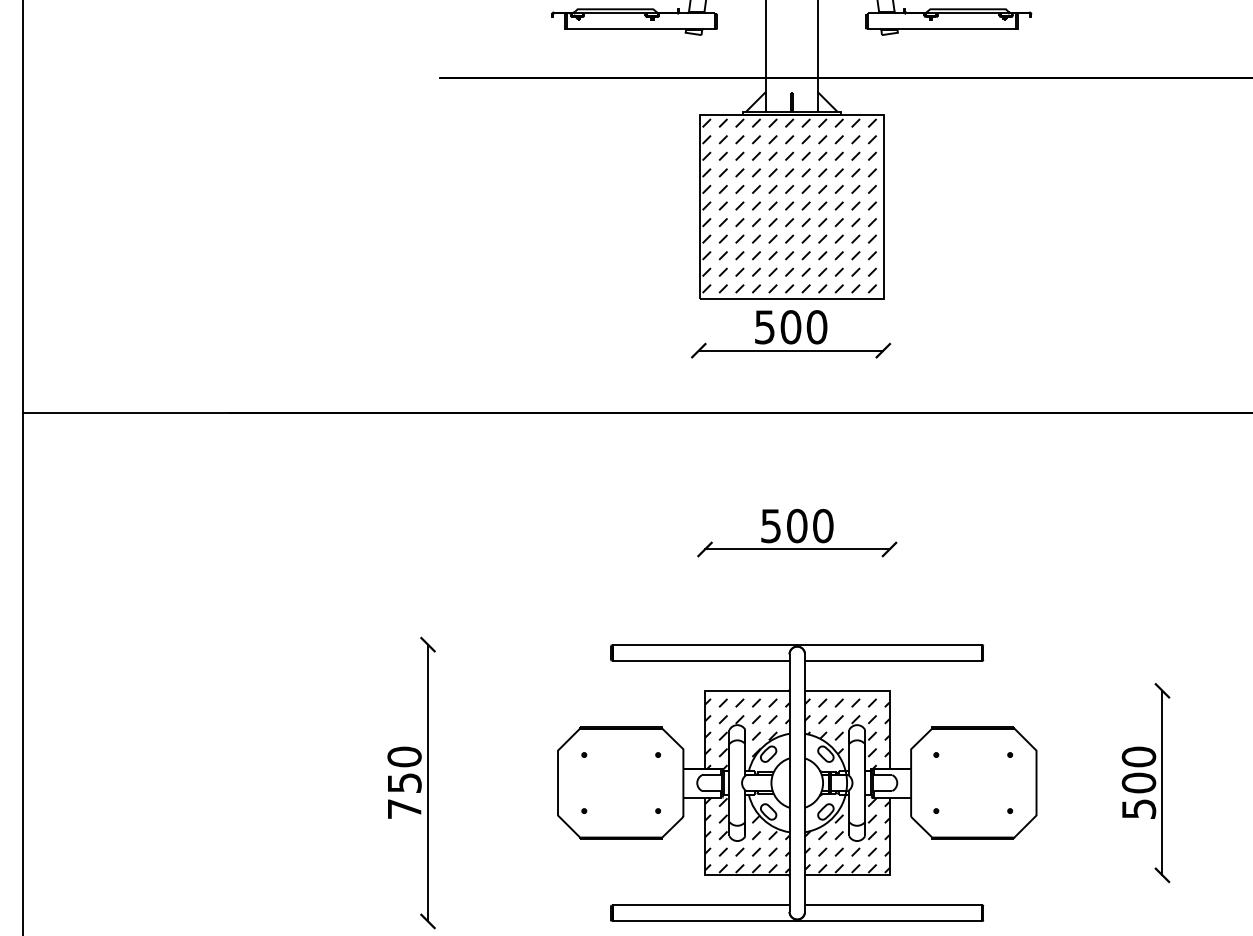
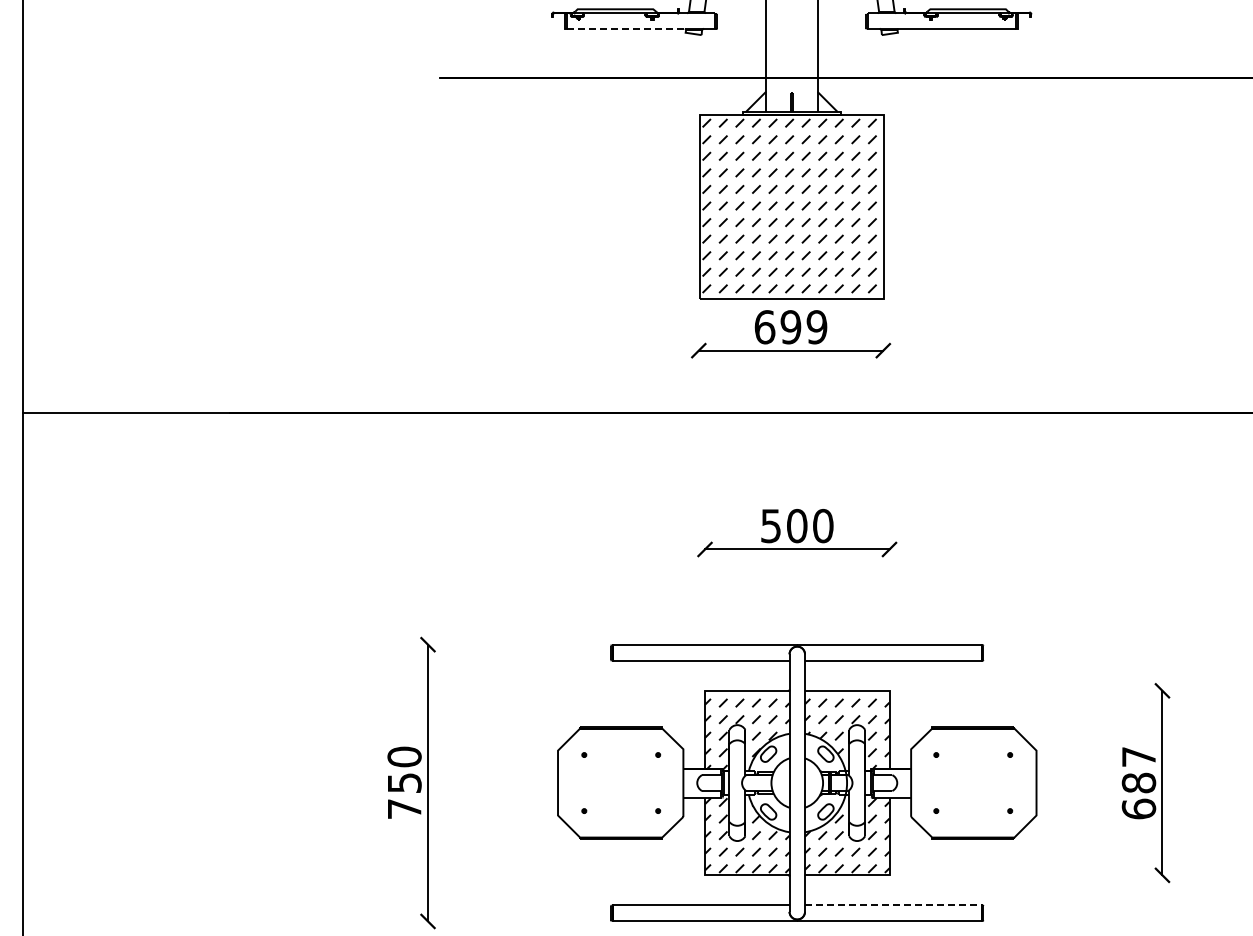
line: solid -> dashed (626, 28)
text: 500 -> 699 (790, 327)
text: 500 -> 687 (1138, 782)
line: solid -> dashed (893, 905)
